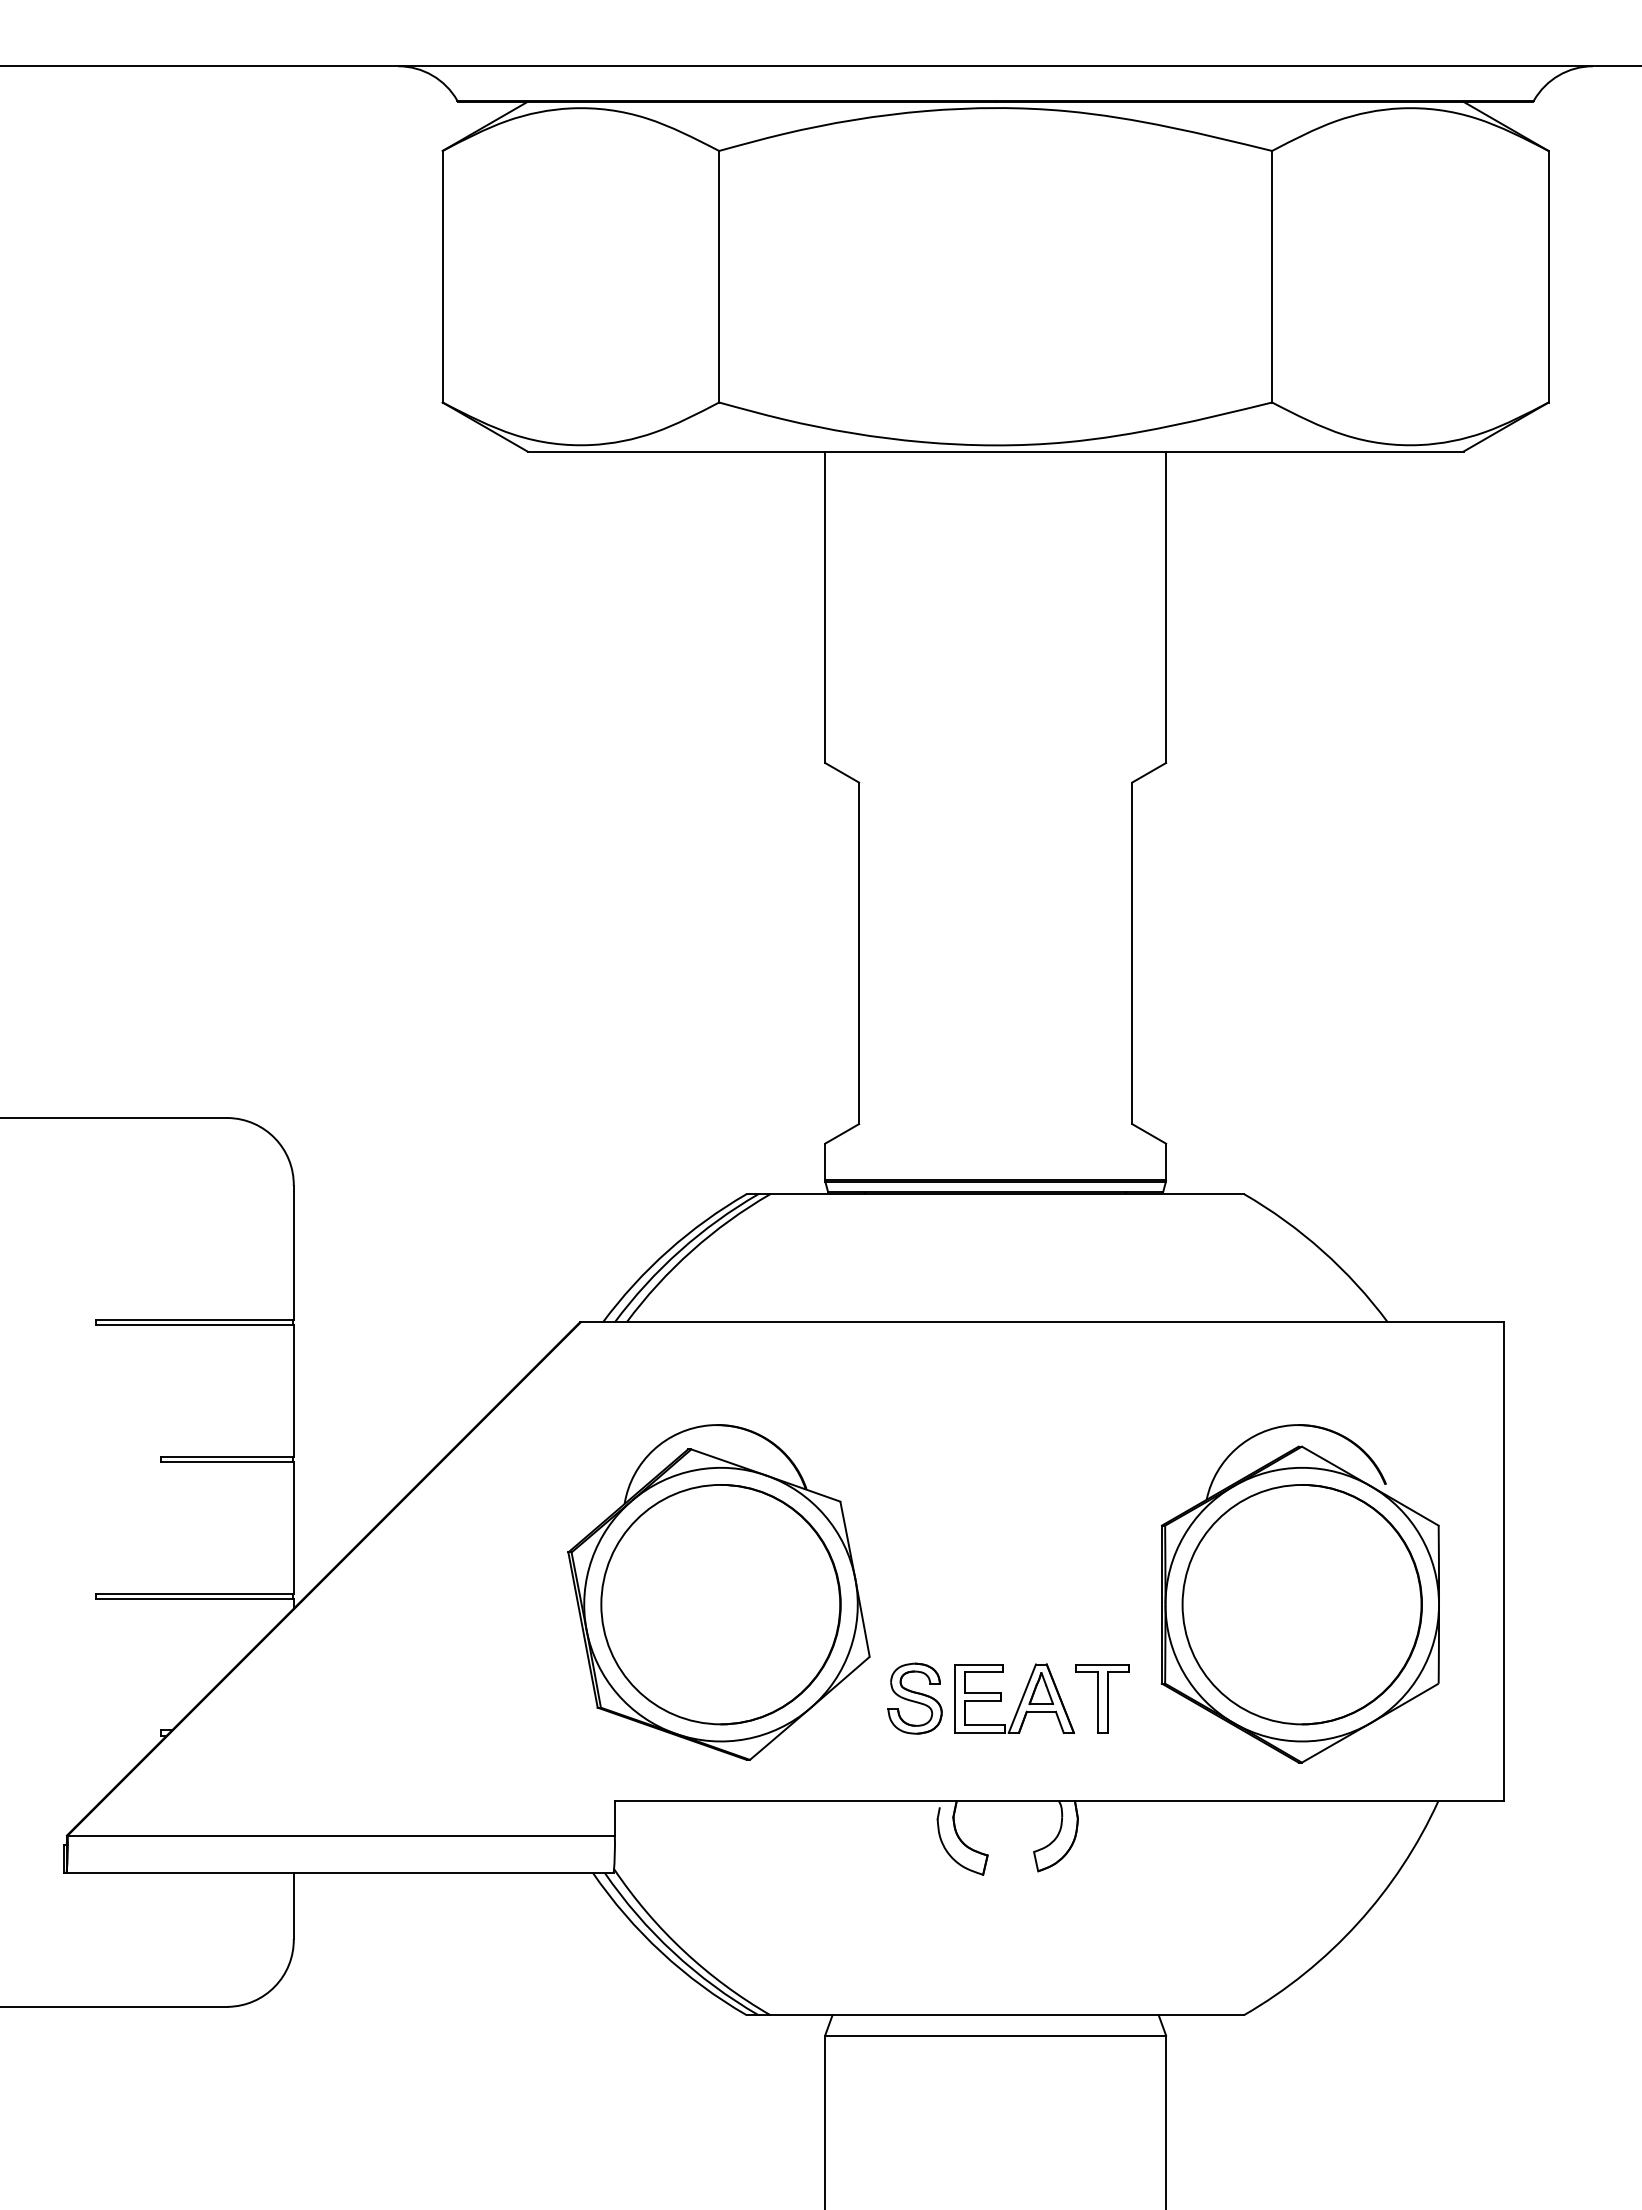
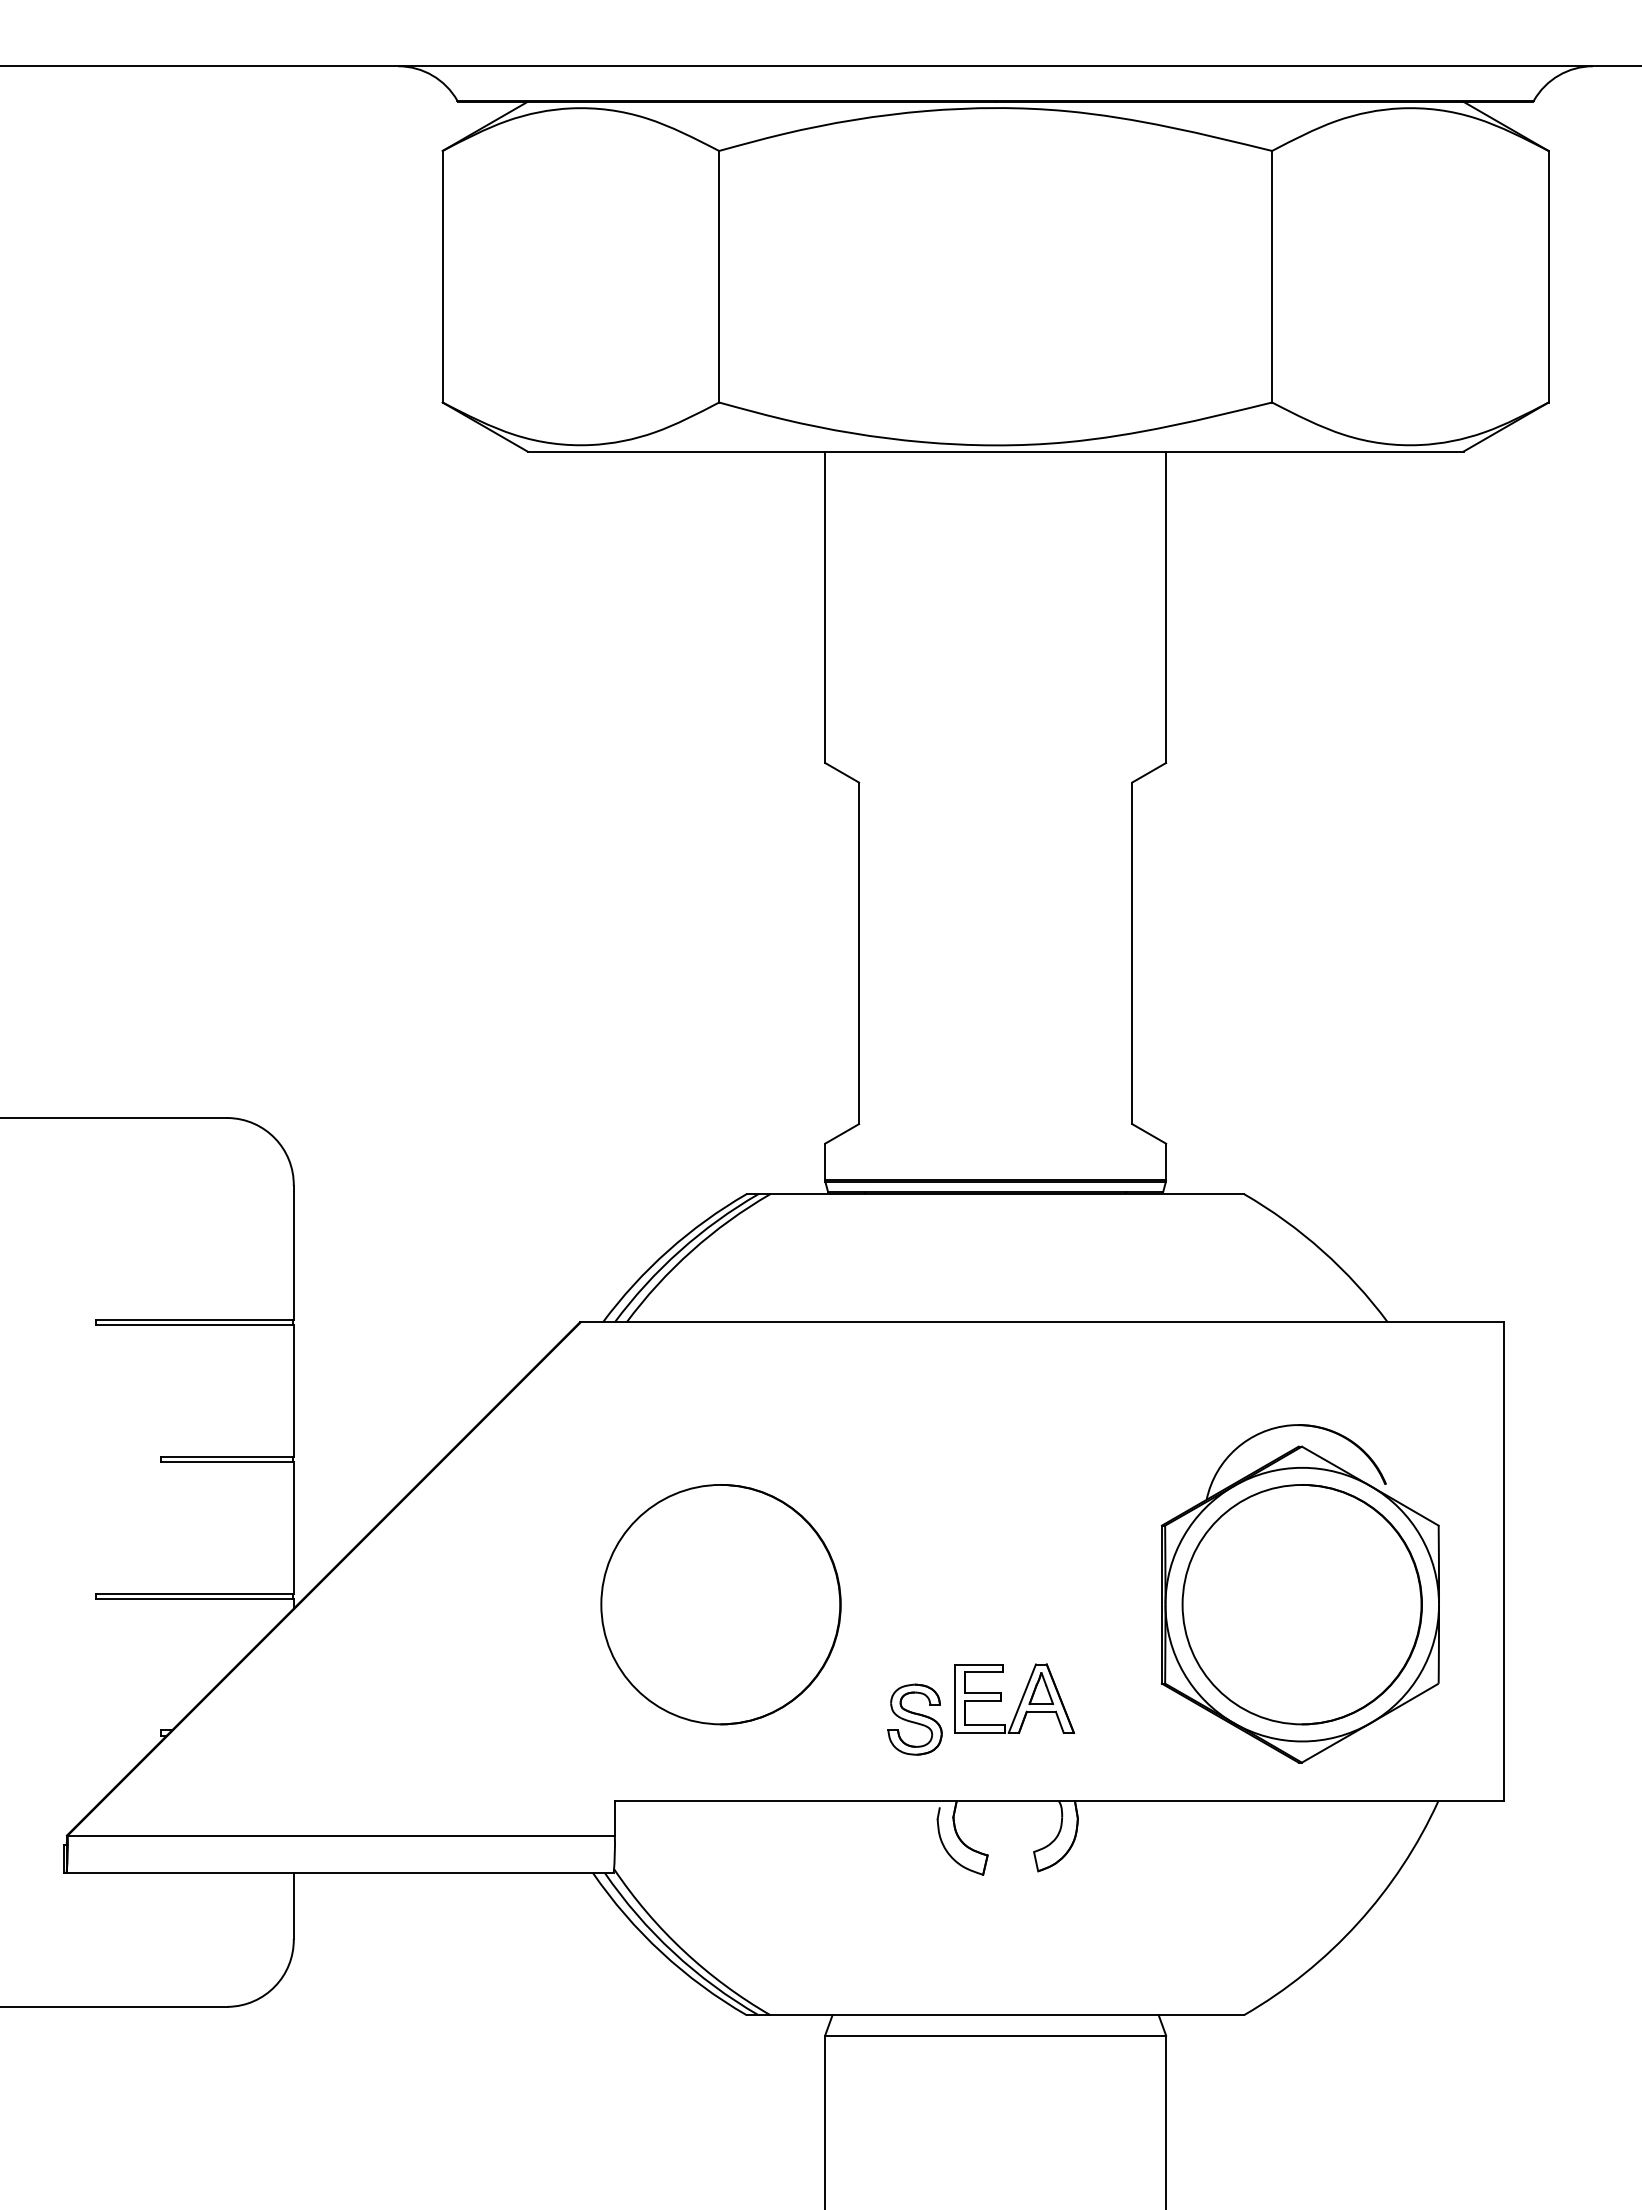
part: present -> none (718, 1592)
part position: (914, 1698) -> (914, 1719) (914, 1719)
part: present -> none (1102, 1698)
